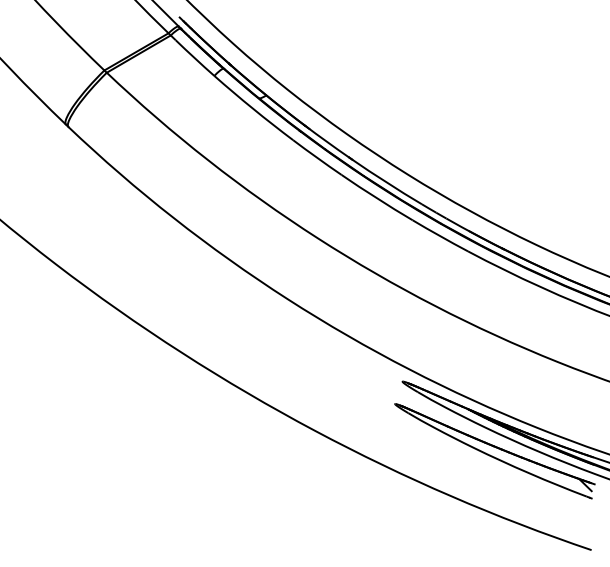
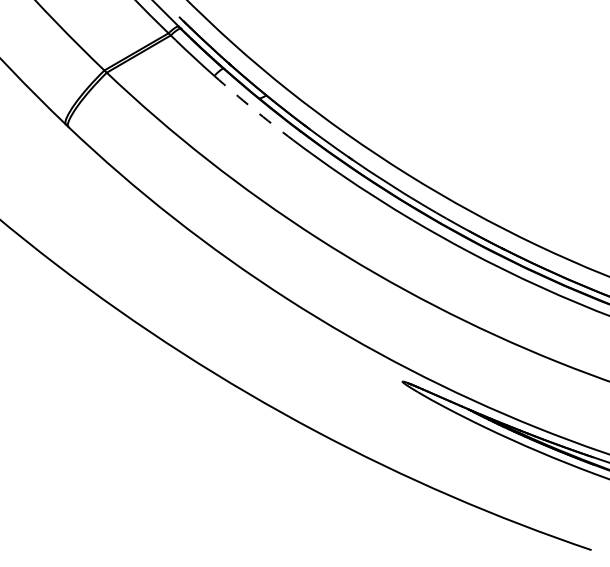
arc: solid -> dashed (253, 108)
part: present -> none (494, 451)
